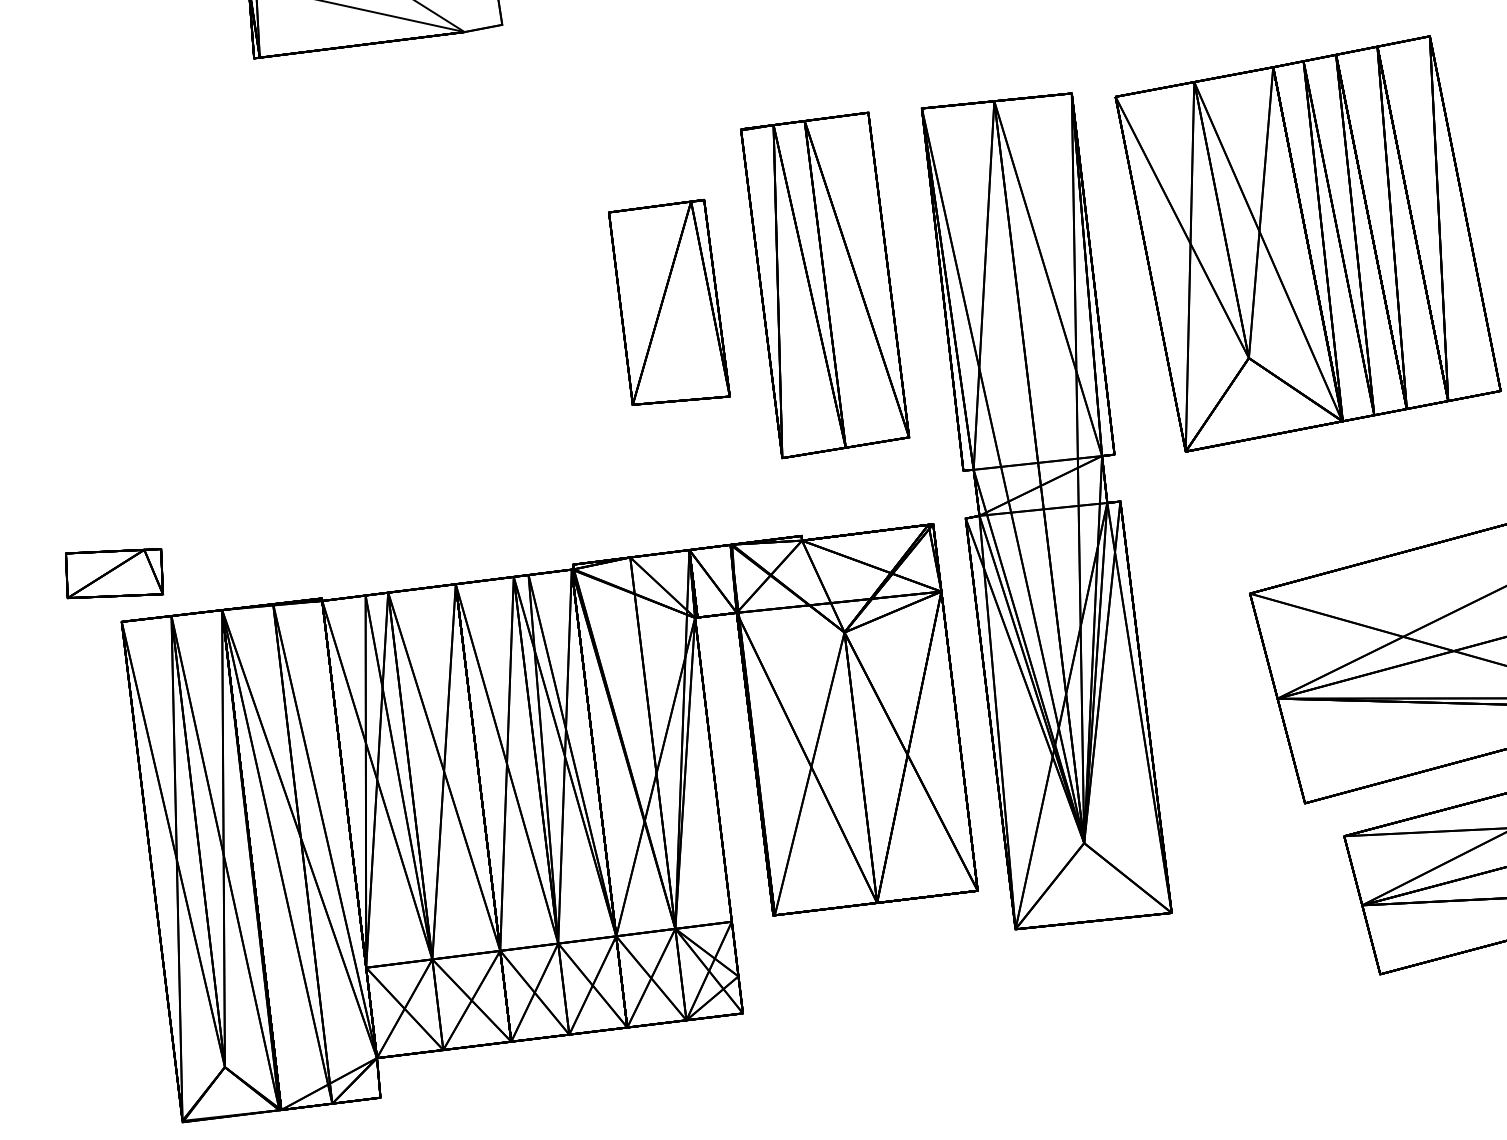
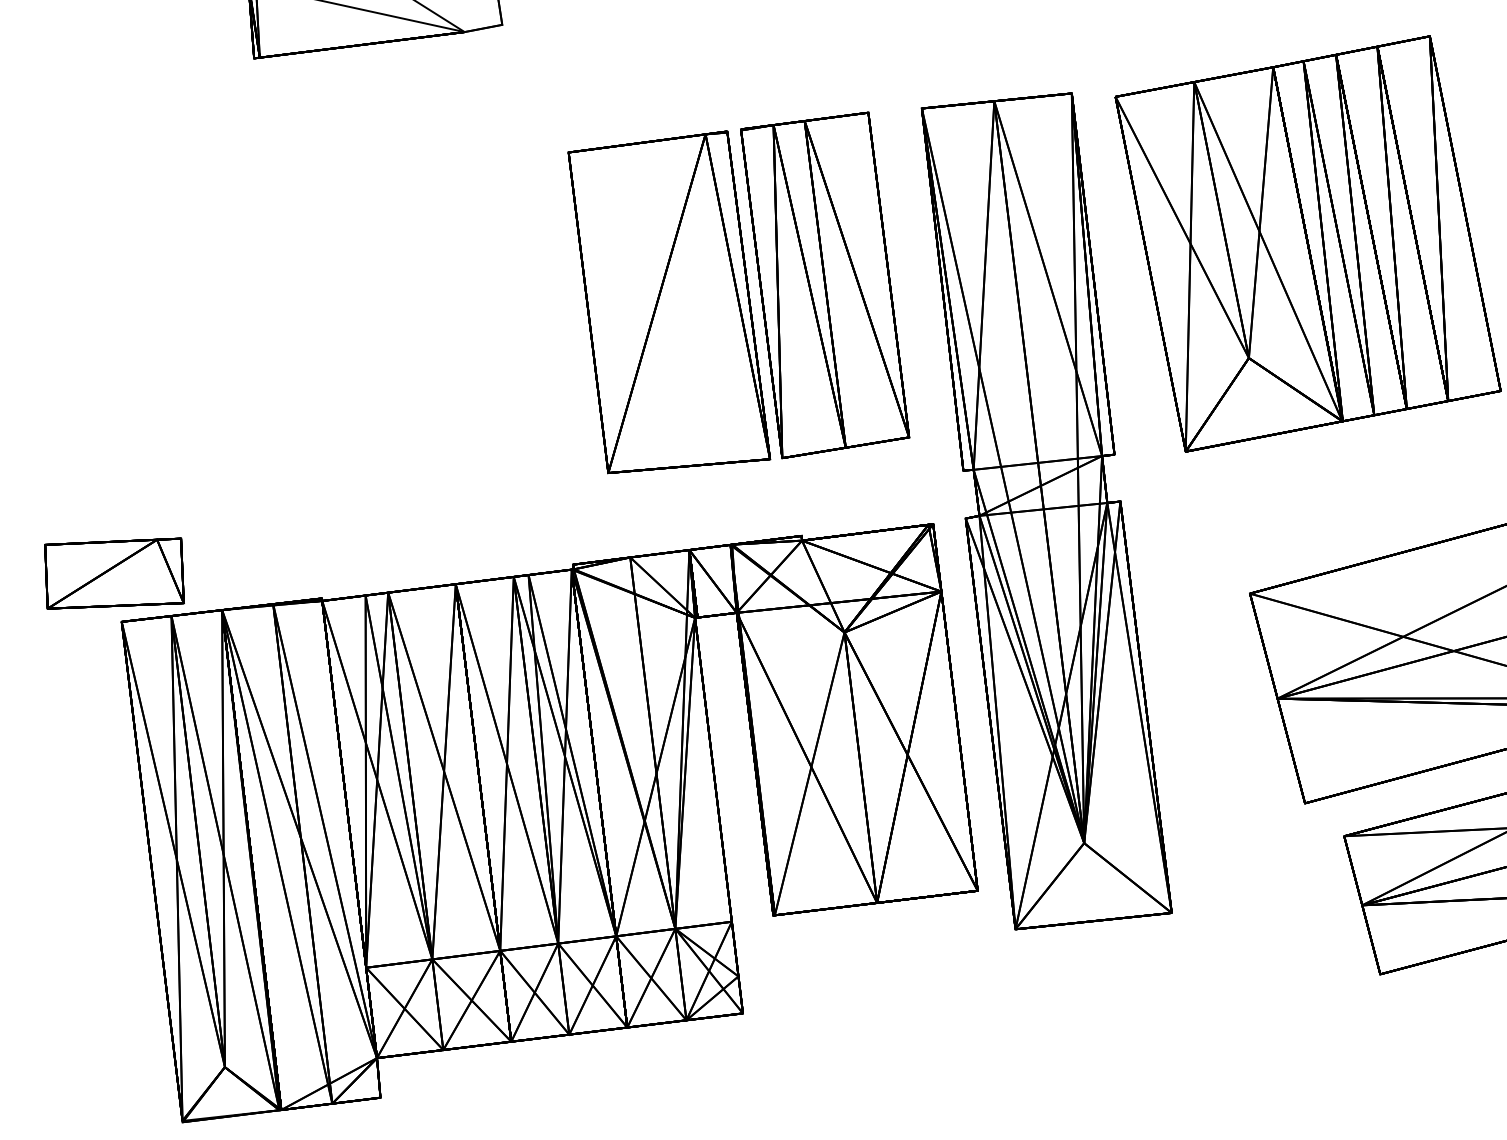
part size: 123x208 px -> 205x345 px (669, 302)
part size: 100x52 px -> 141x73 px (114, 573)
